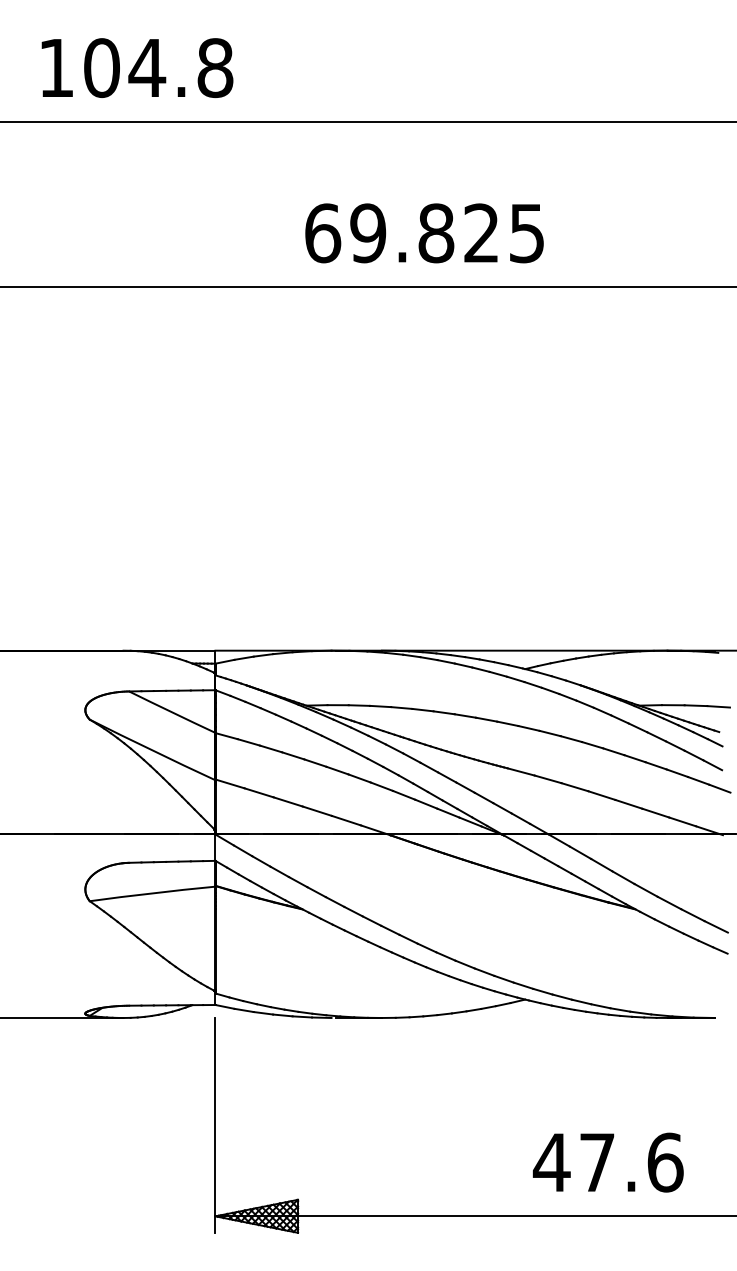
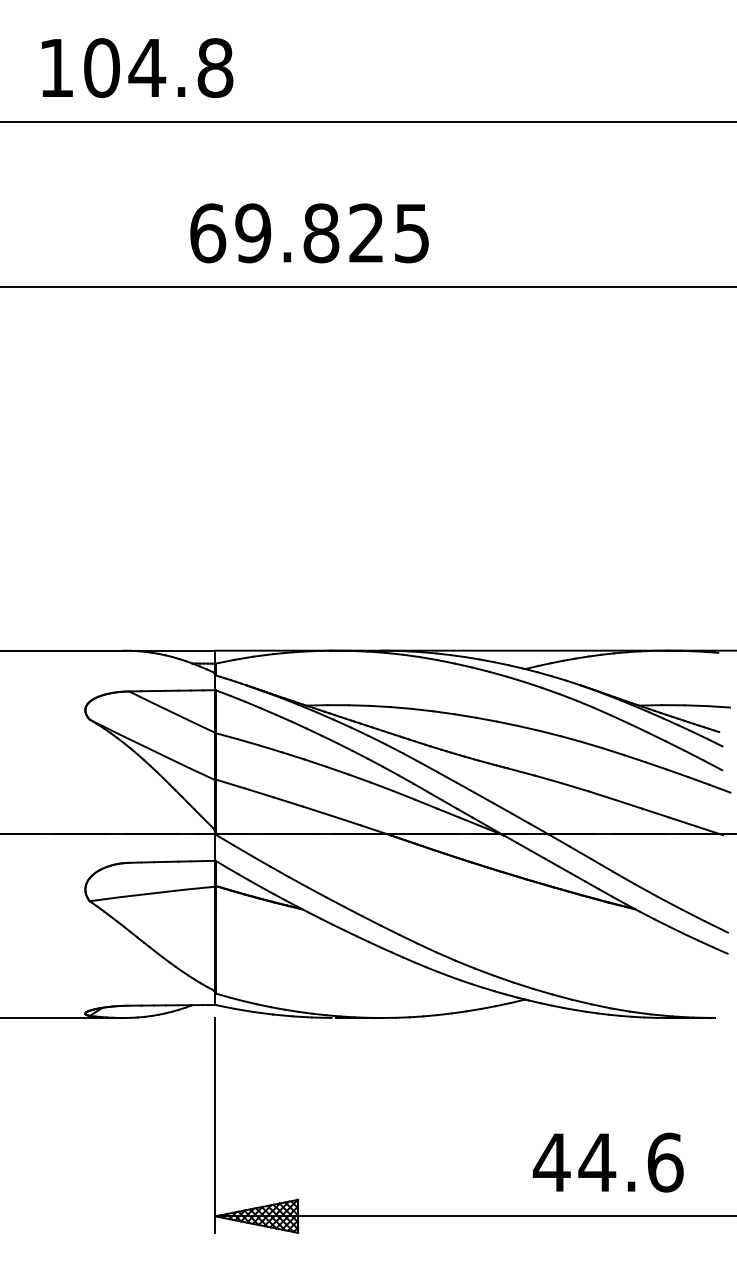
text position: (424, 233) -> (309, 233) (309, 233)
text: 47.6 -> 44.6 (597, 1162)
